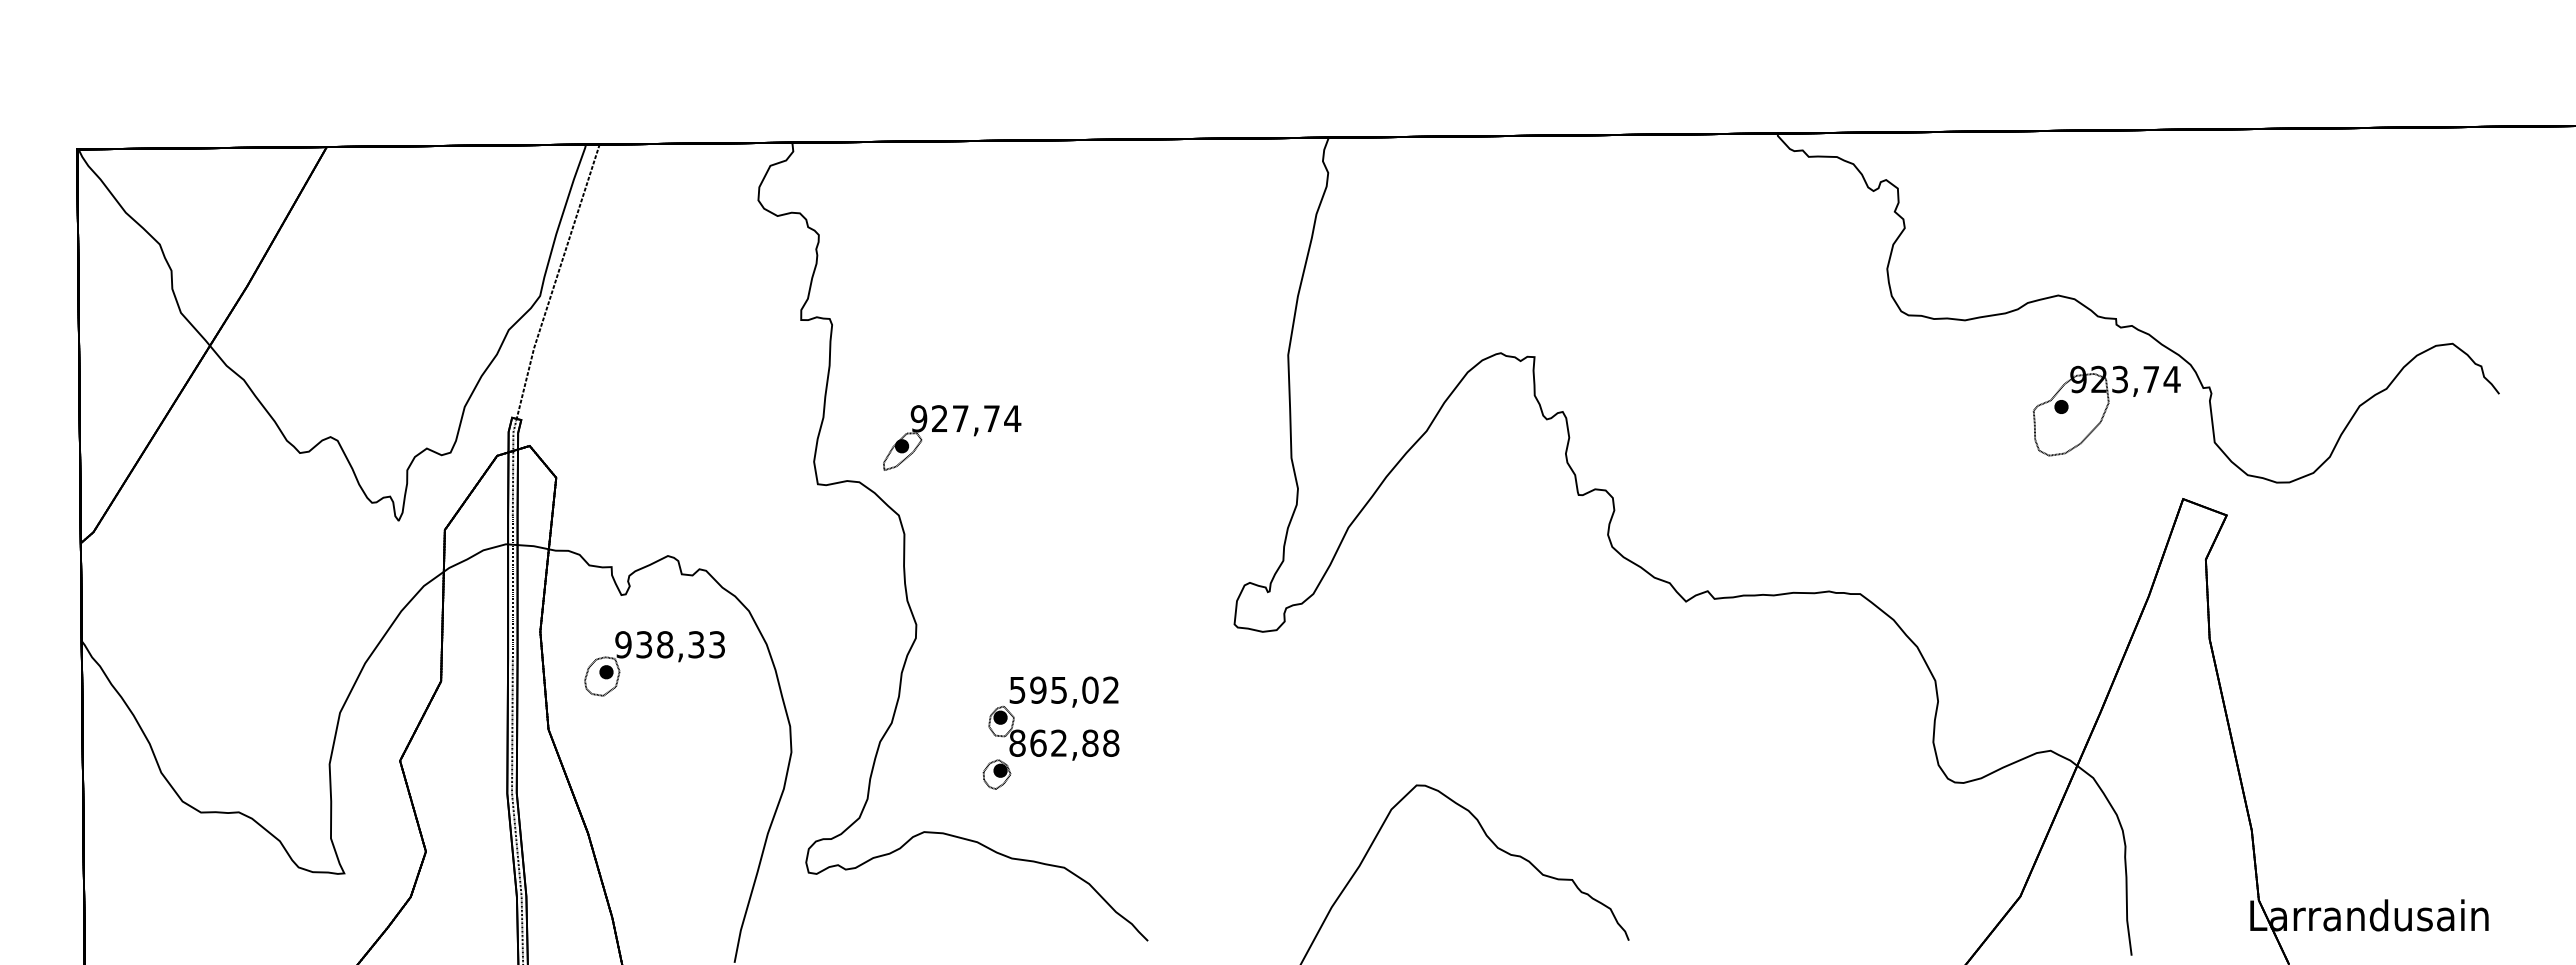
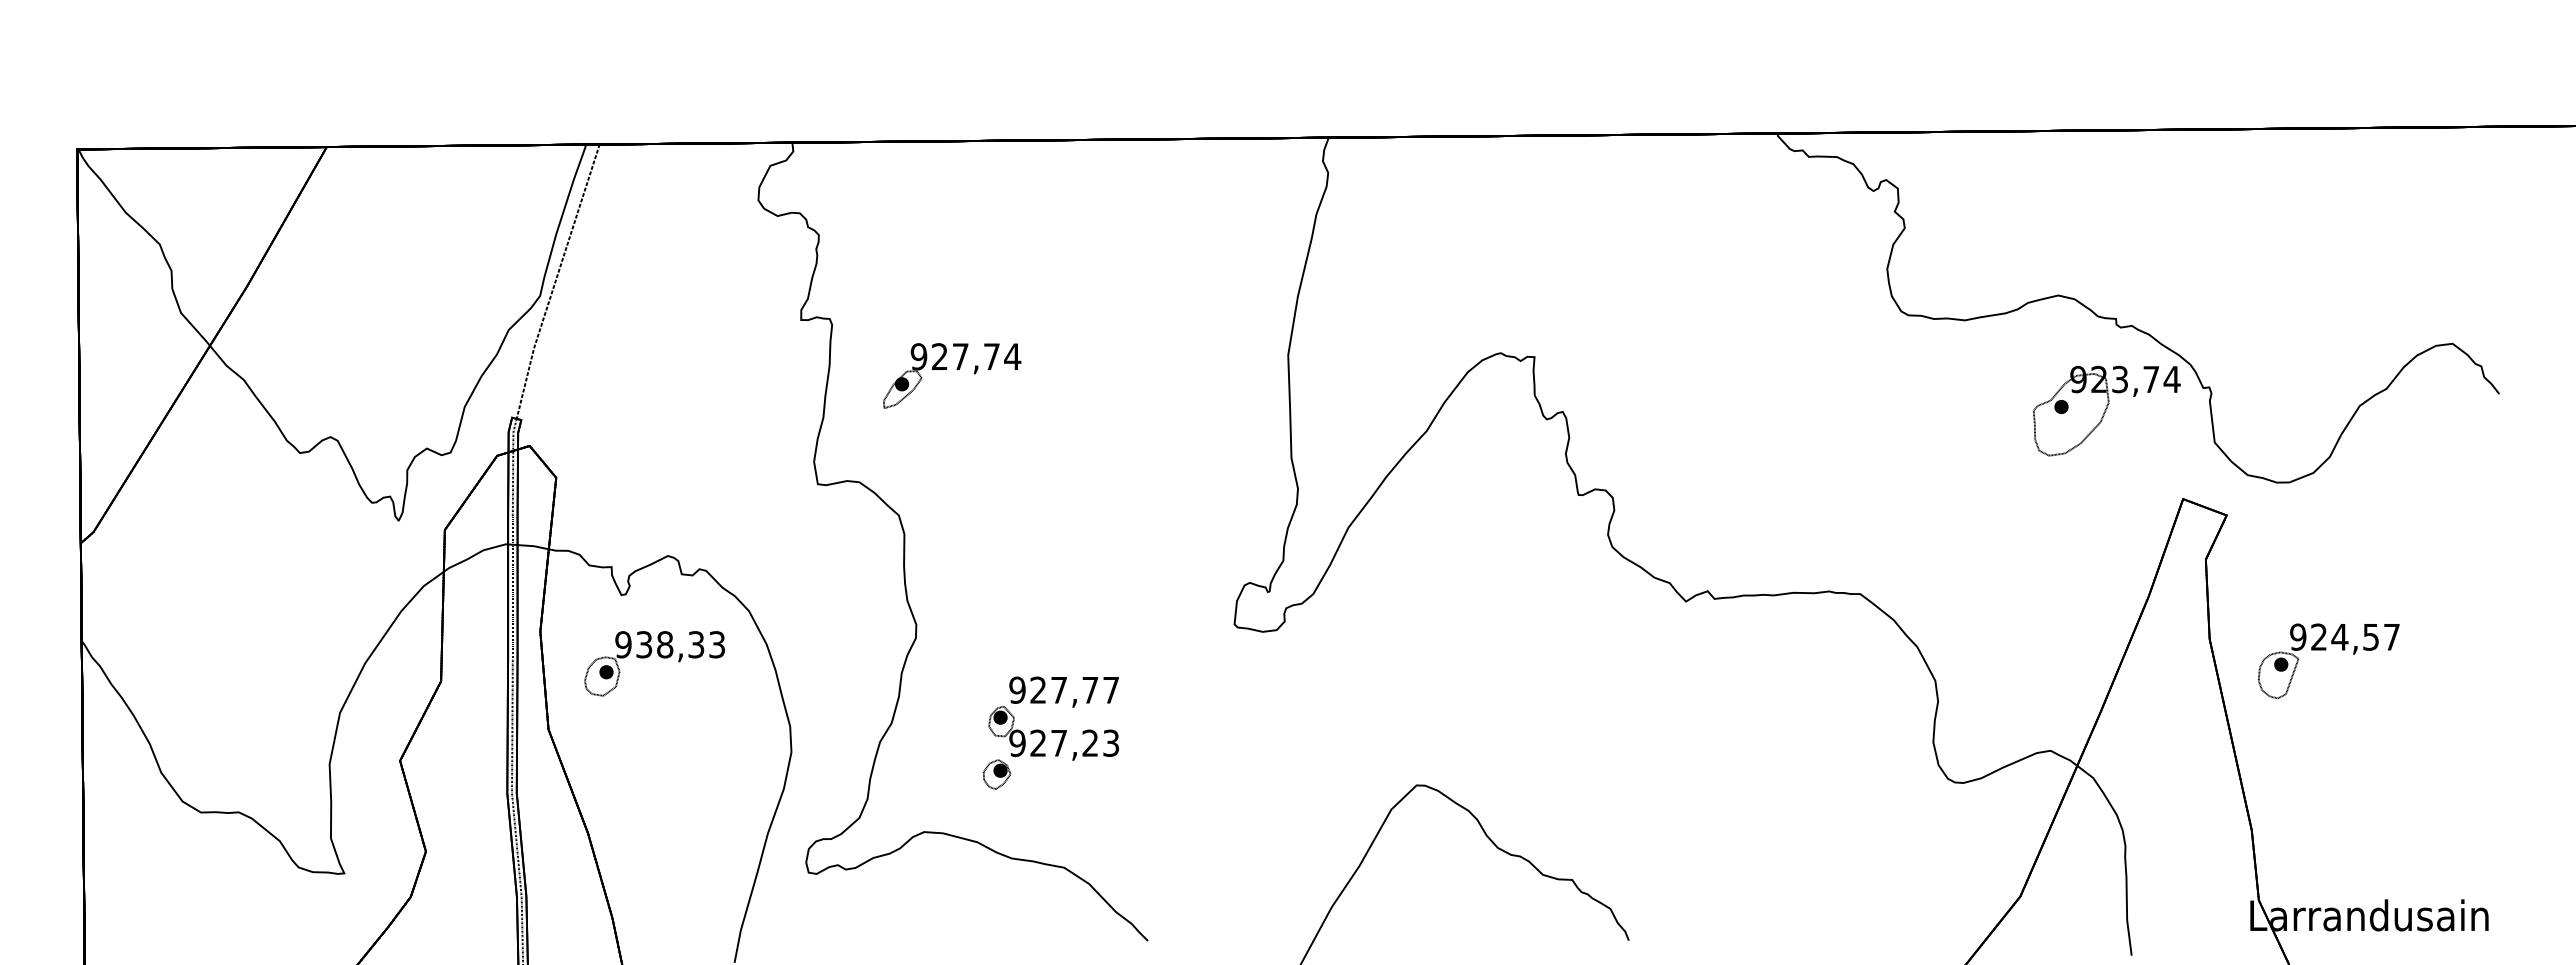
part position: (956, 431) -> (956, 369) (956, 369)
part: none -> present (2326, 650)
text: 595,02 -> 927,77 (1063, 689)
text: 862,88 -> 927,23 (1064, 742)
